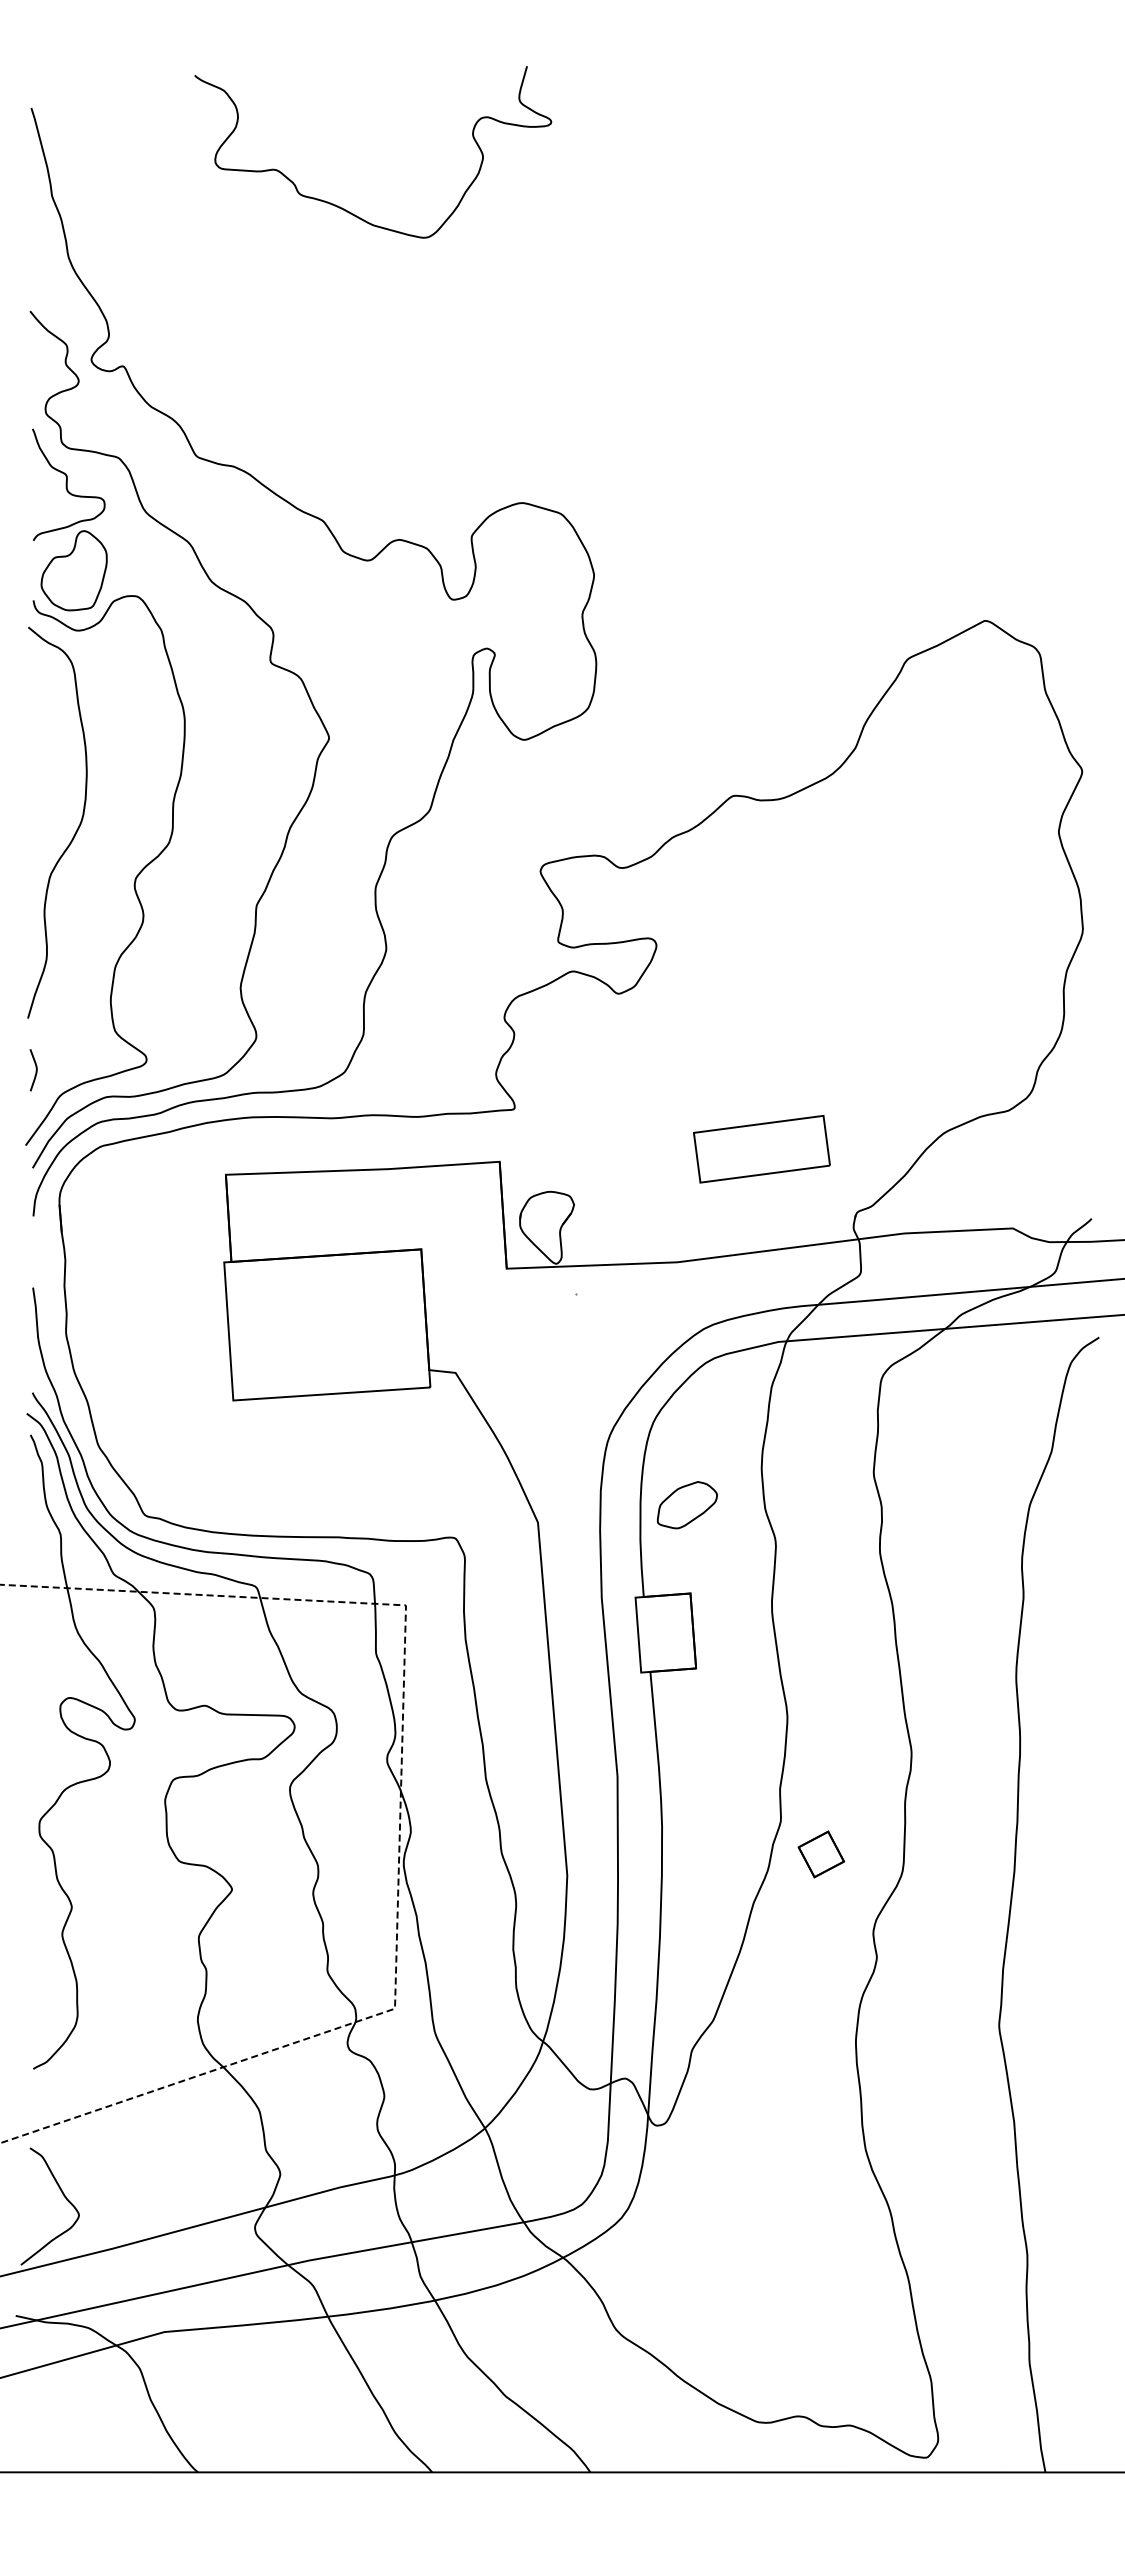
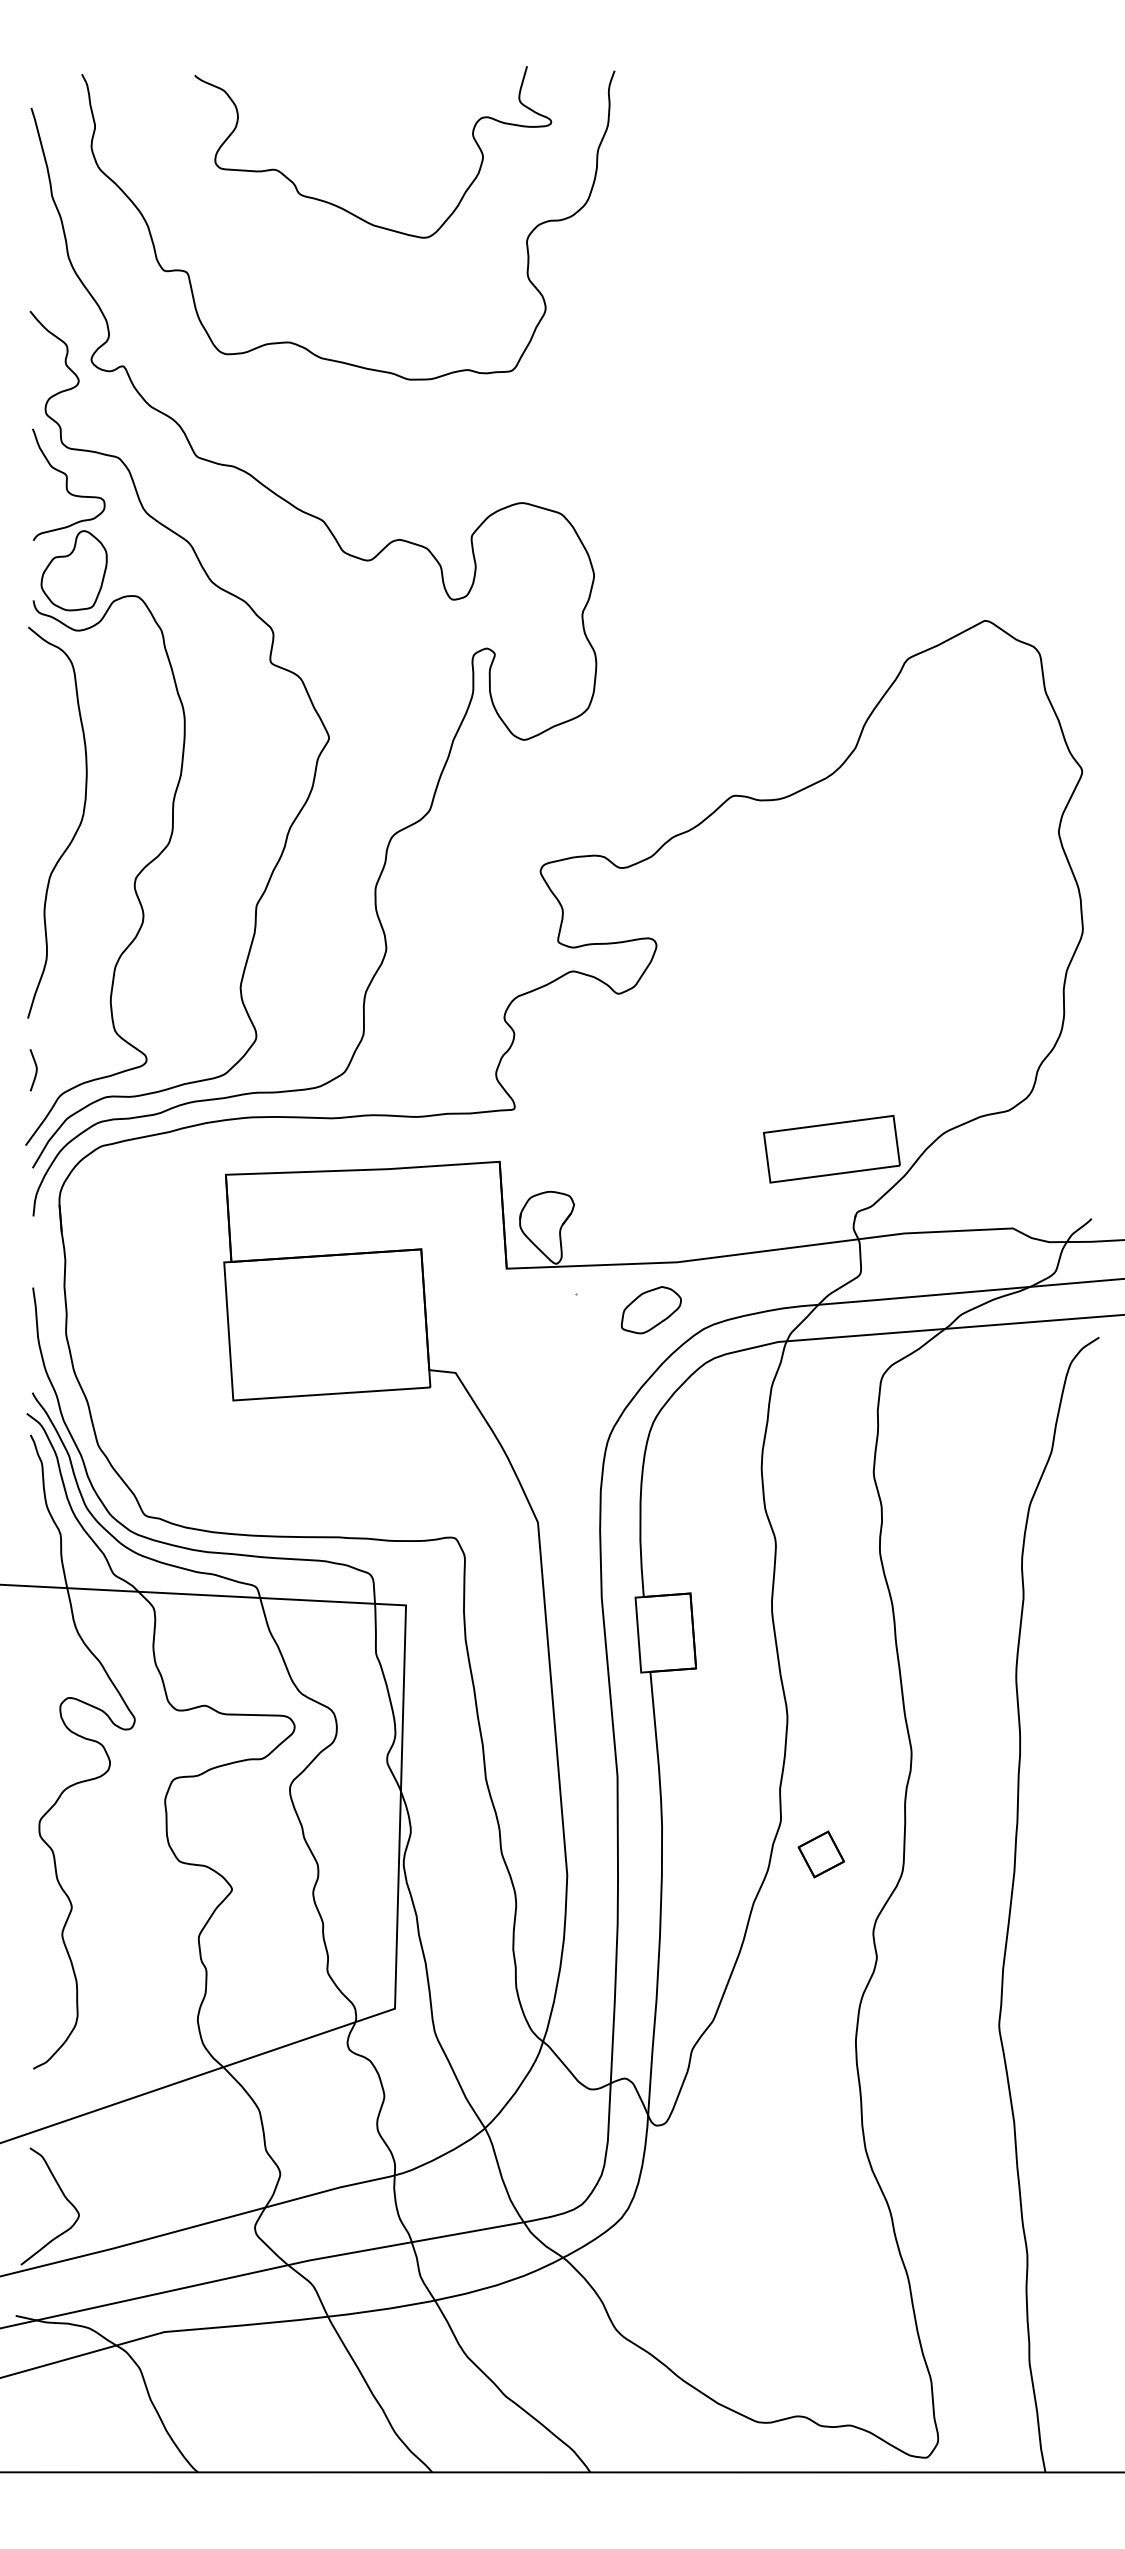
curve: none -> present (299, 344)
part position: (761, 1149) -> (831, 1149) (831, 1149)
part position: (686, 1505) -> (650, 1310) (650, 1310)
line: dashed -> solid (400, 1813)
